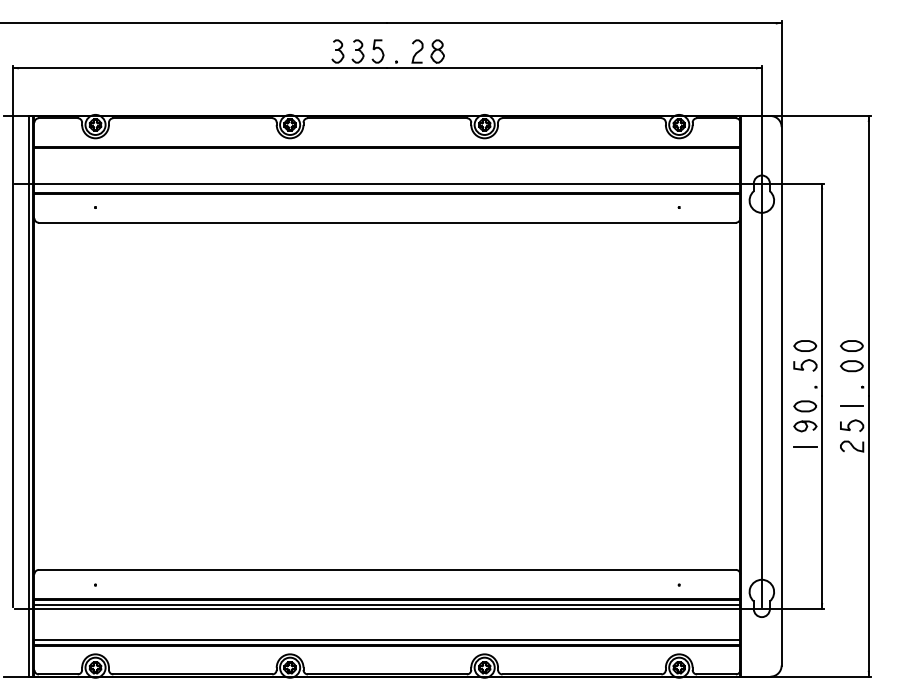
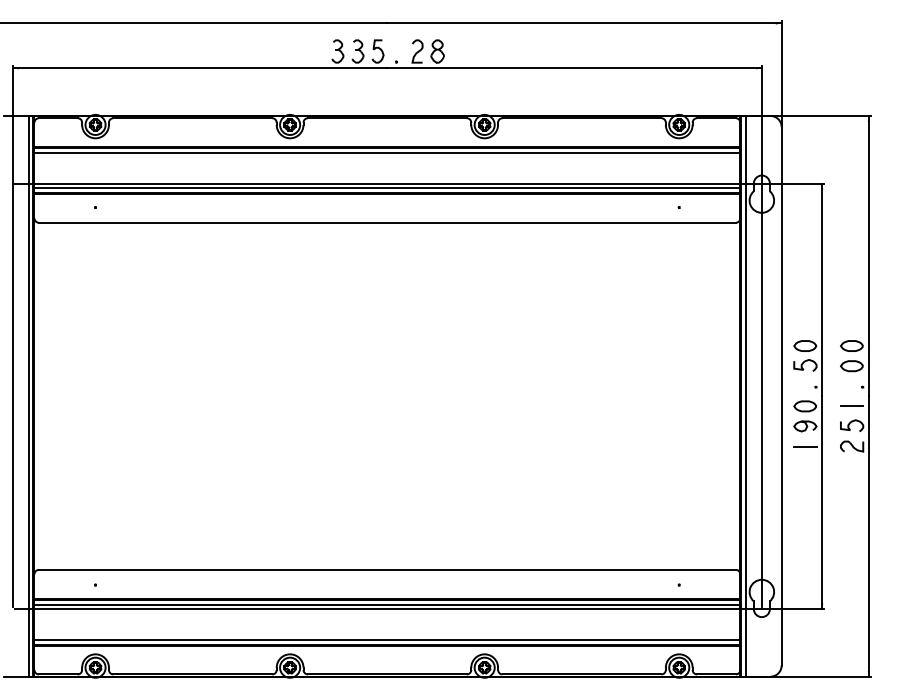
line: none -> present (387, 152)
line: none -> present (387, 188)
line: none -> present (746, 395)
